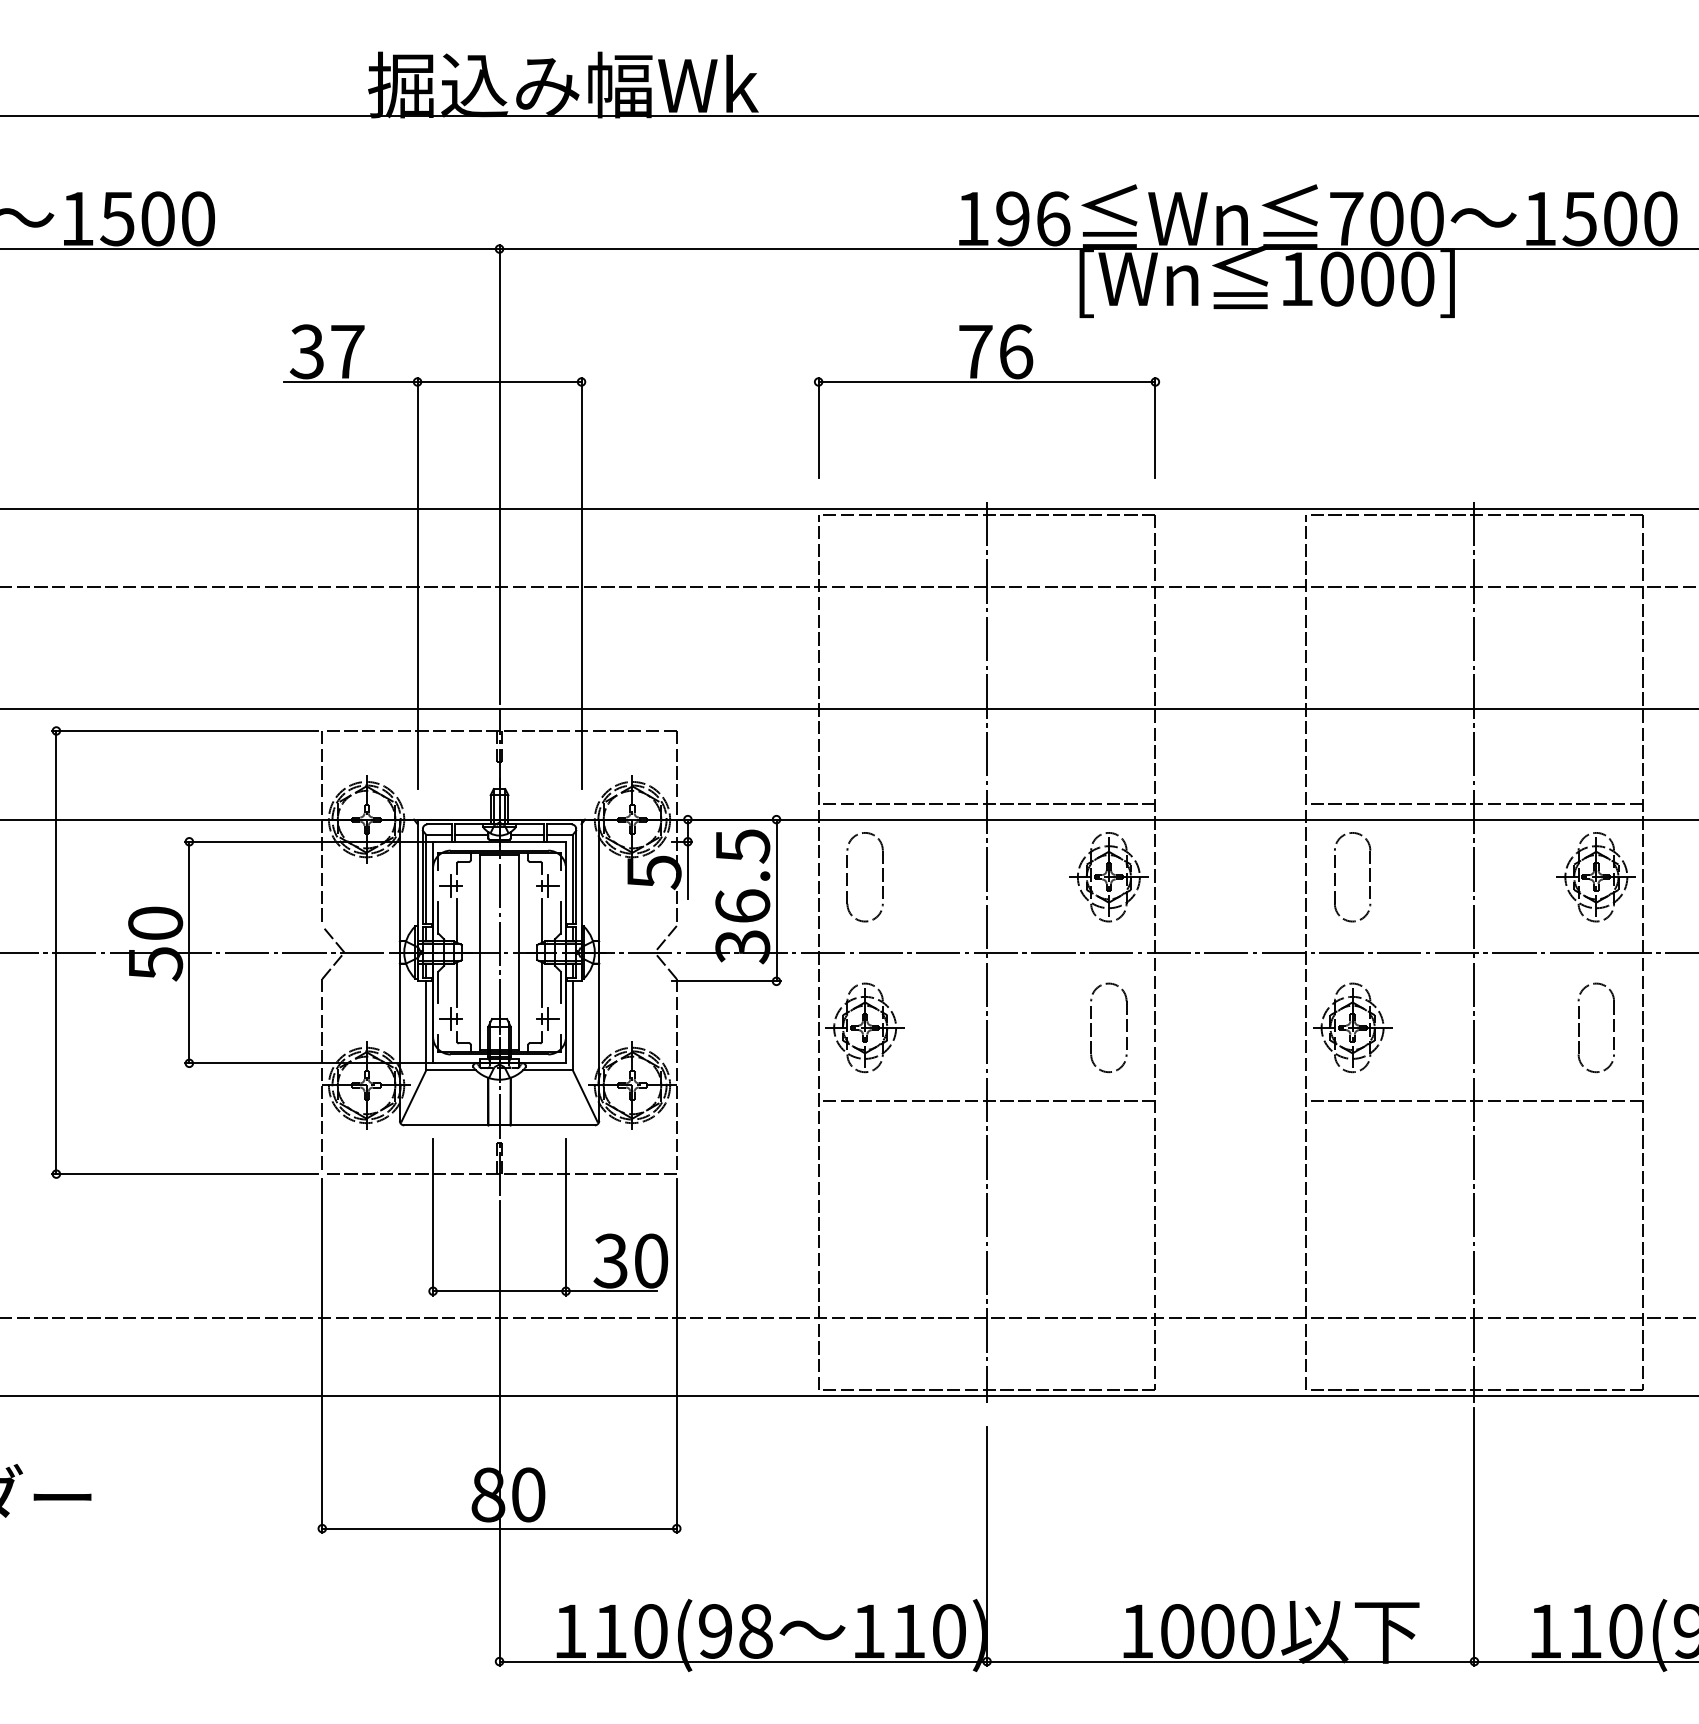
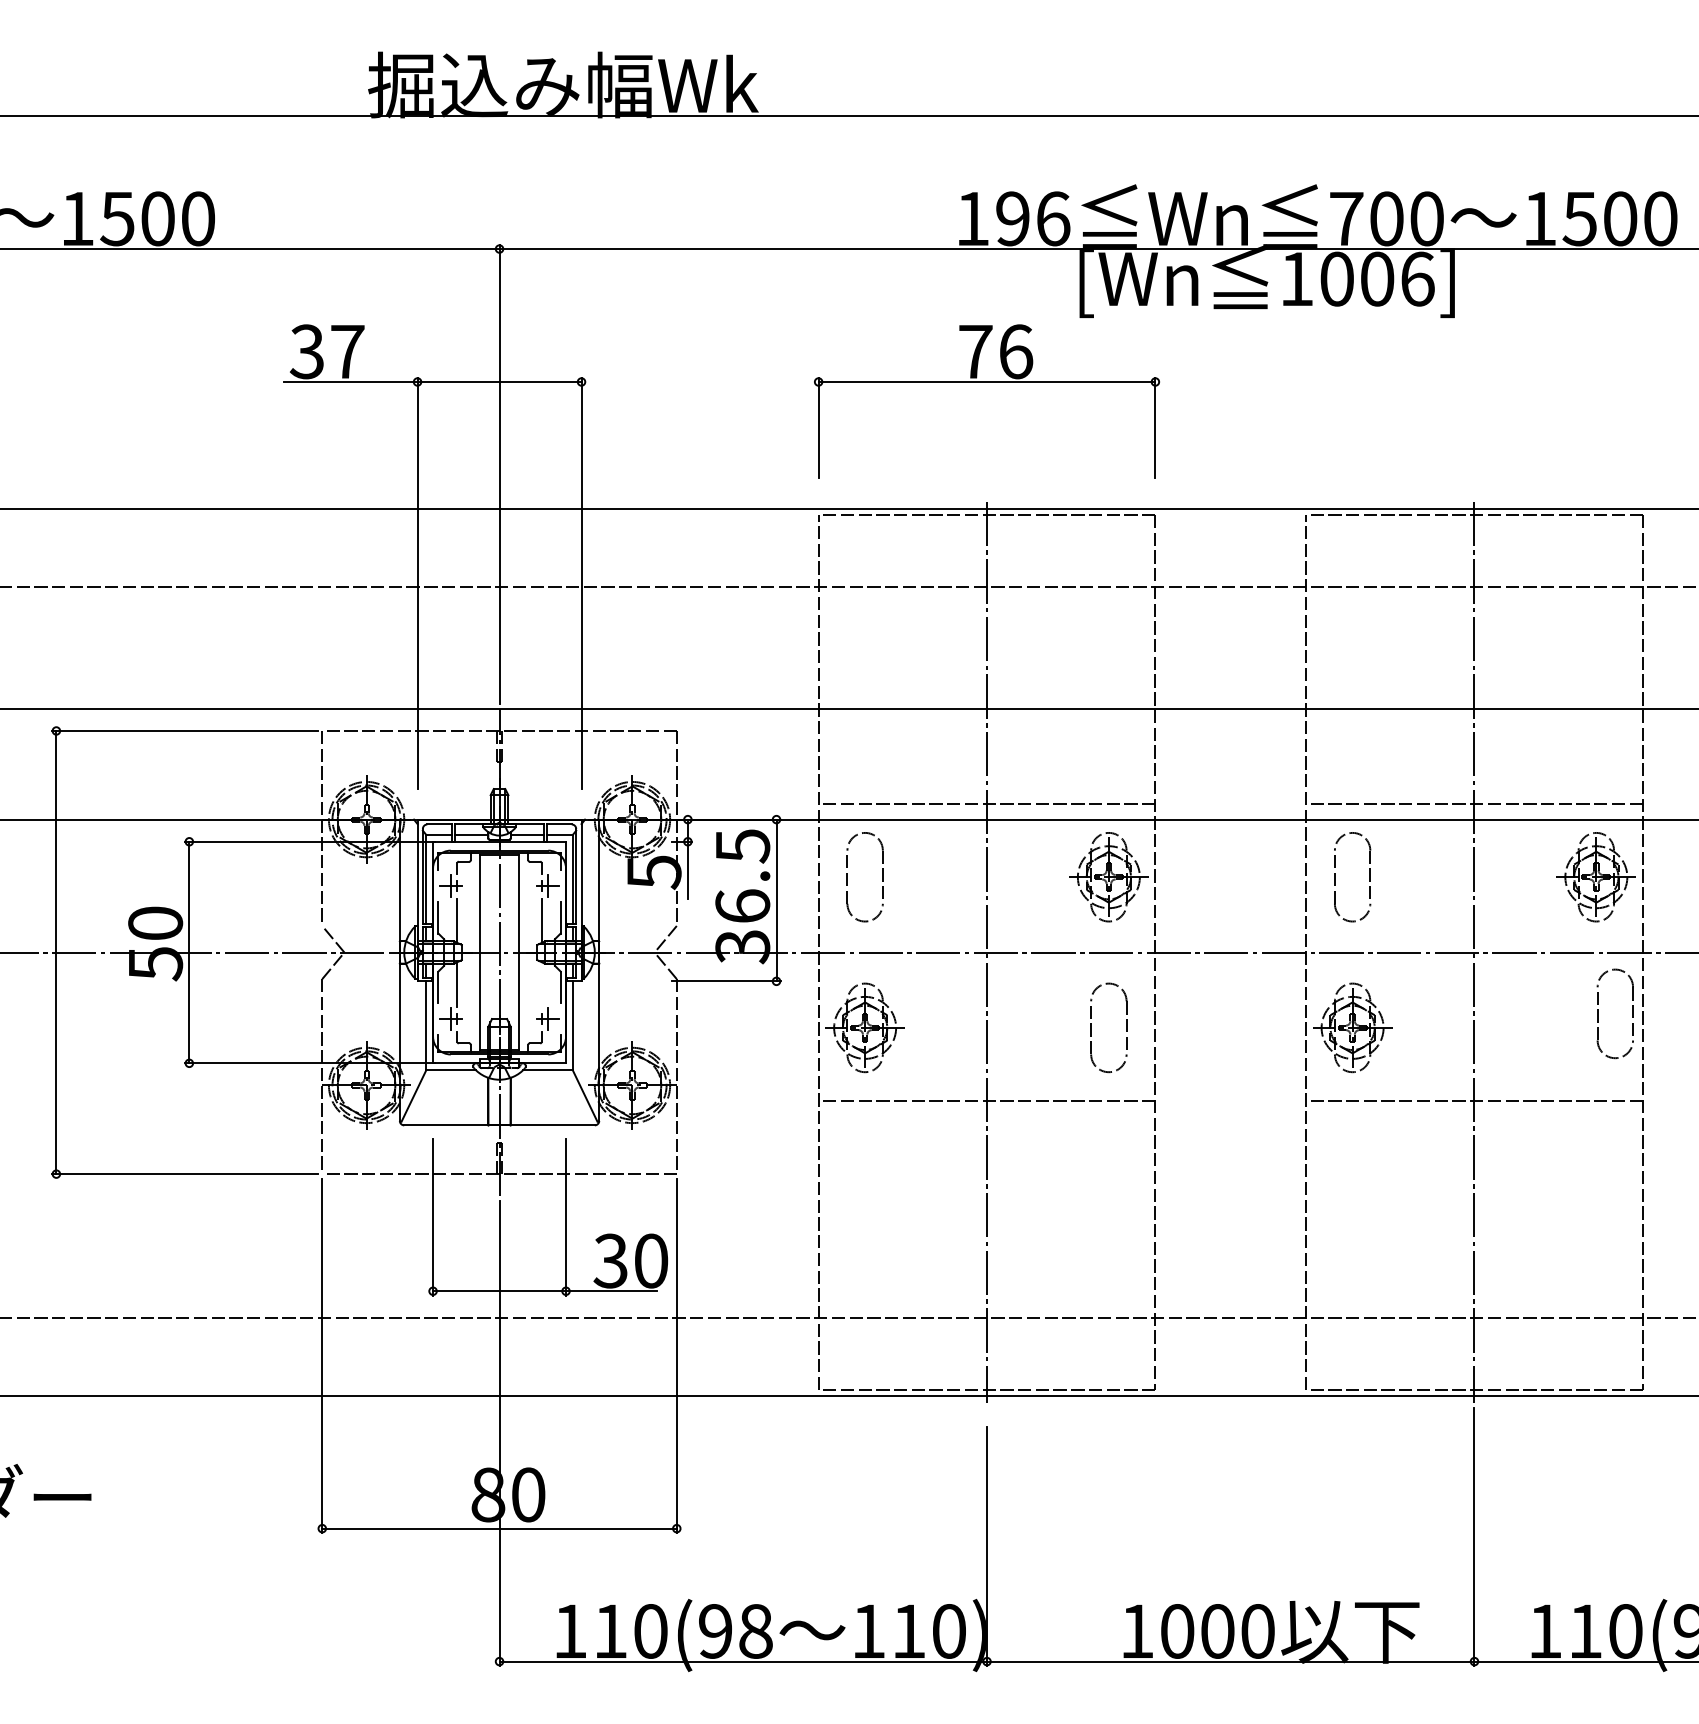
text: 1000] -> 1006] (1417, 278)
line: present -> none (541, 984)
part position: (1579, 1027) -> (1598, 1013) (1598, 1013)
